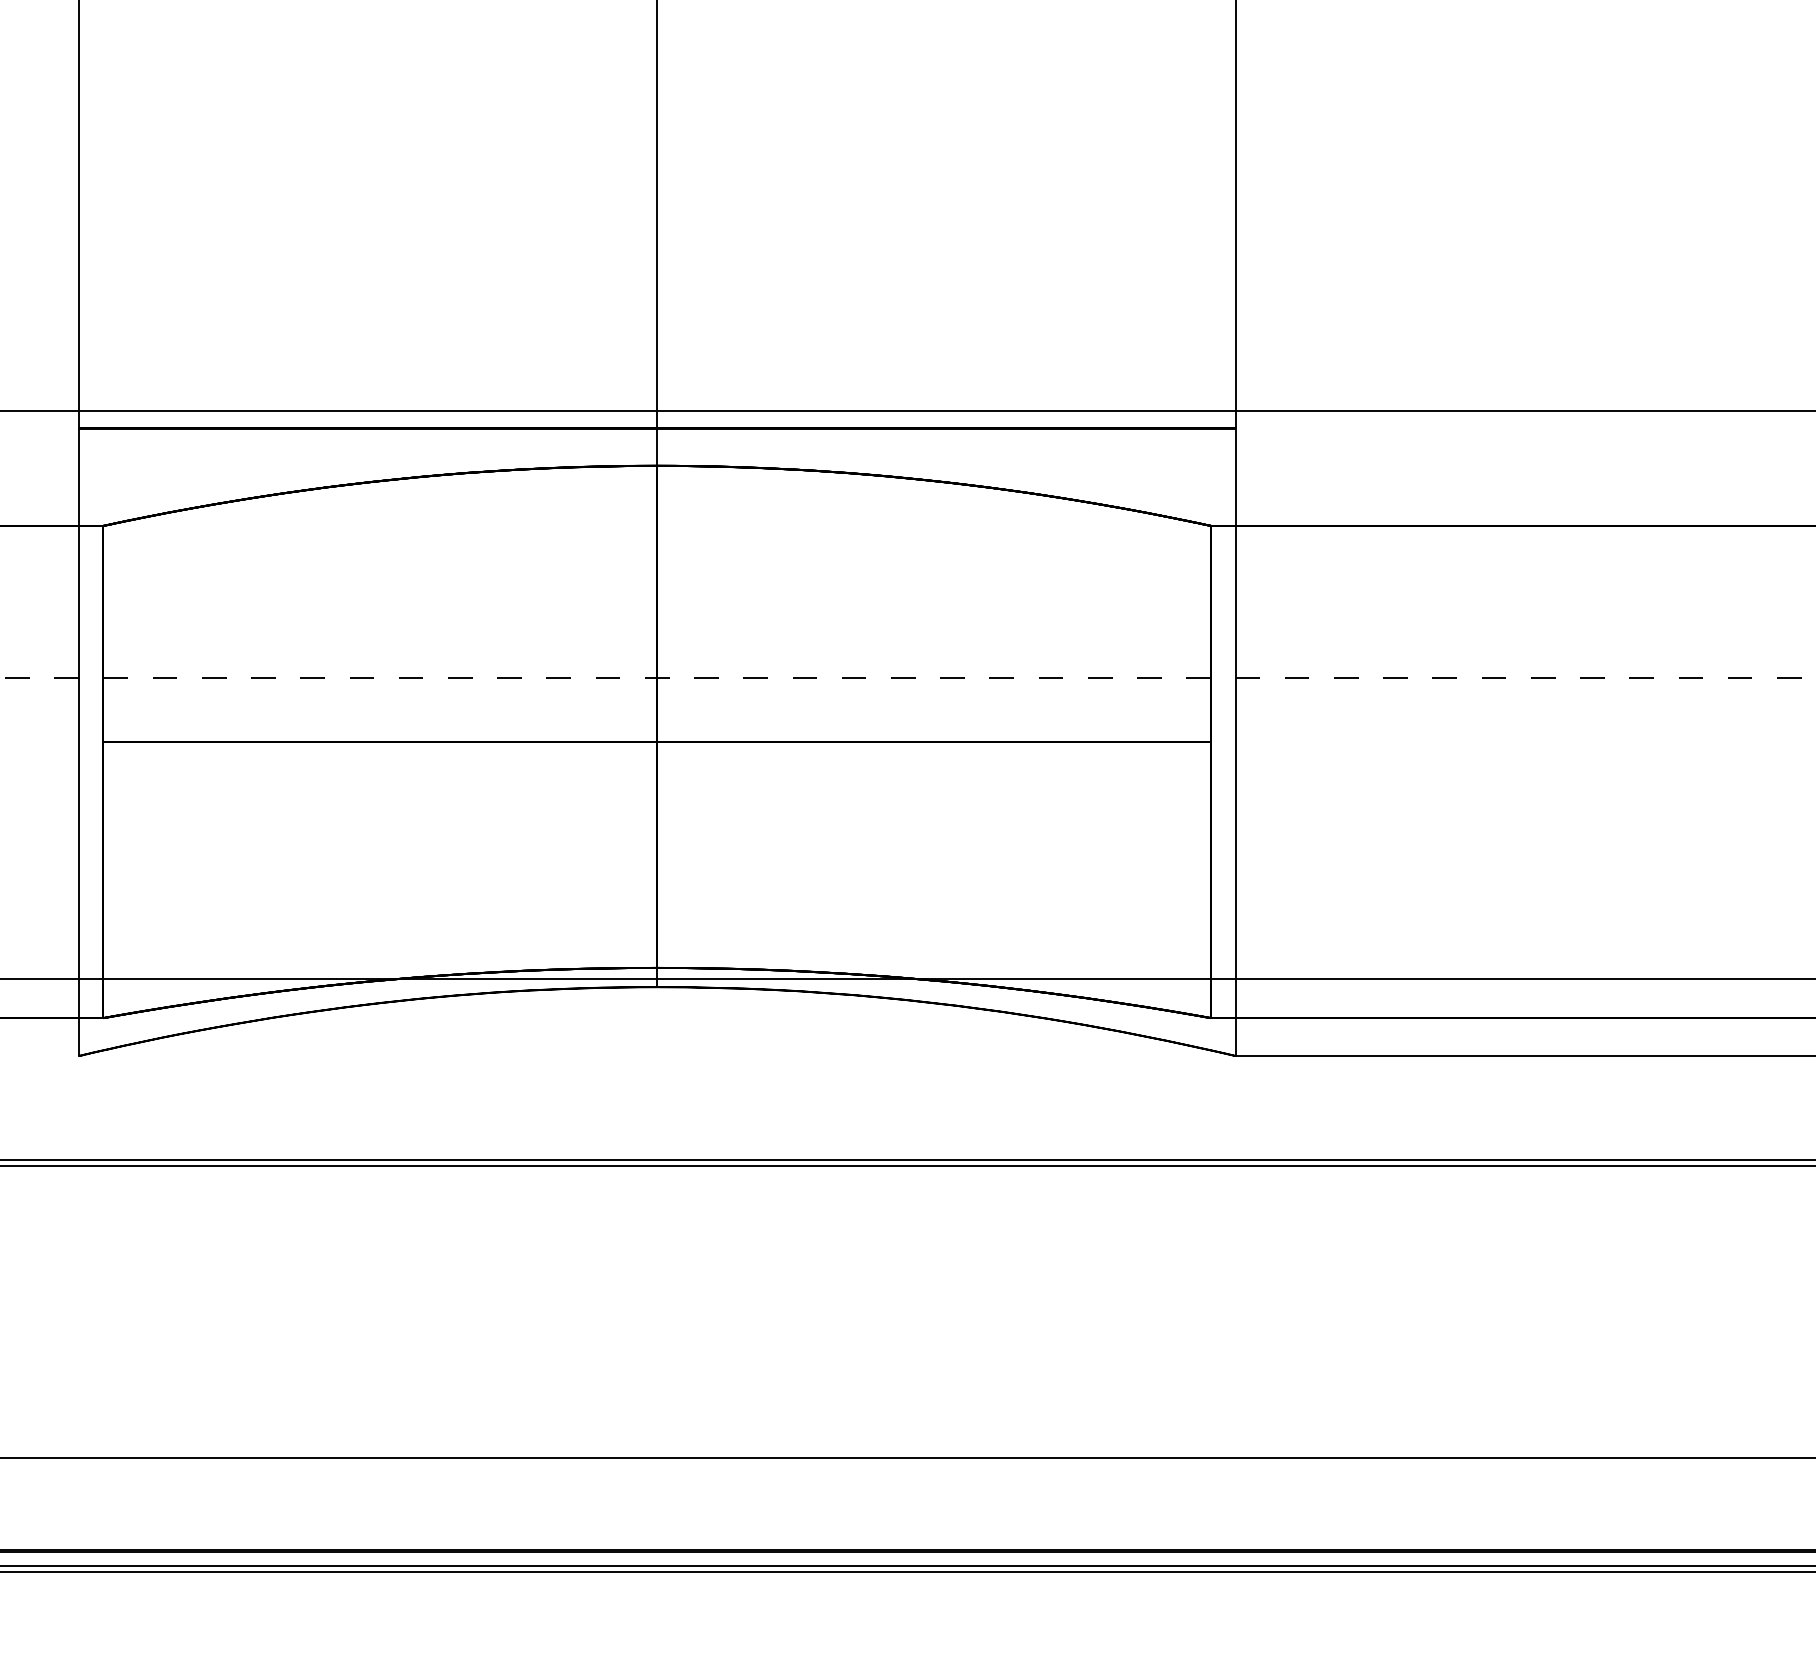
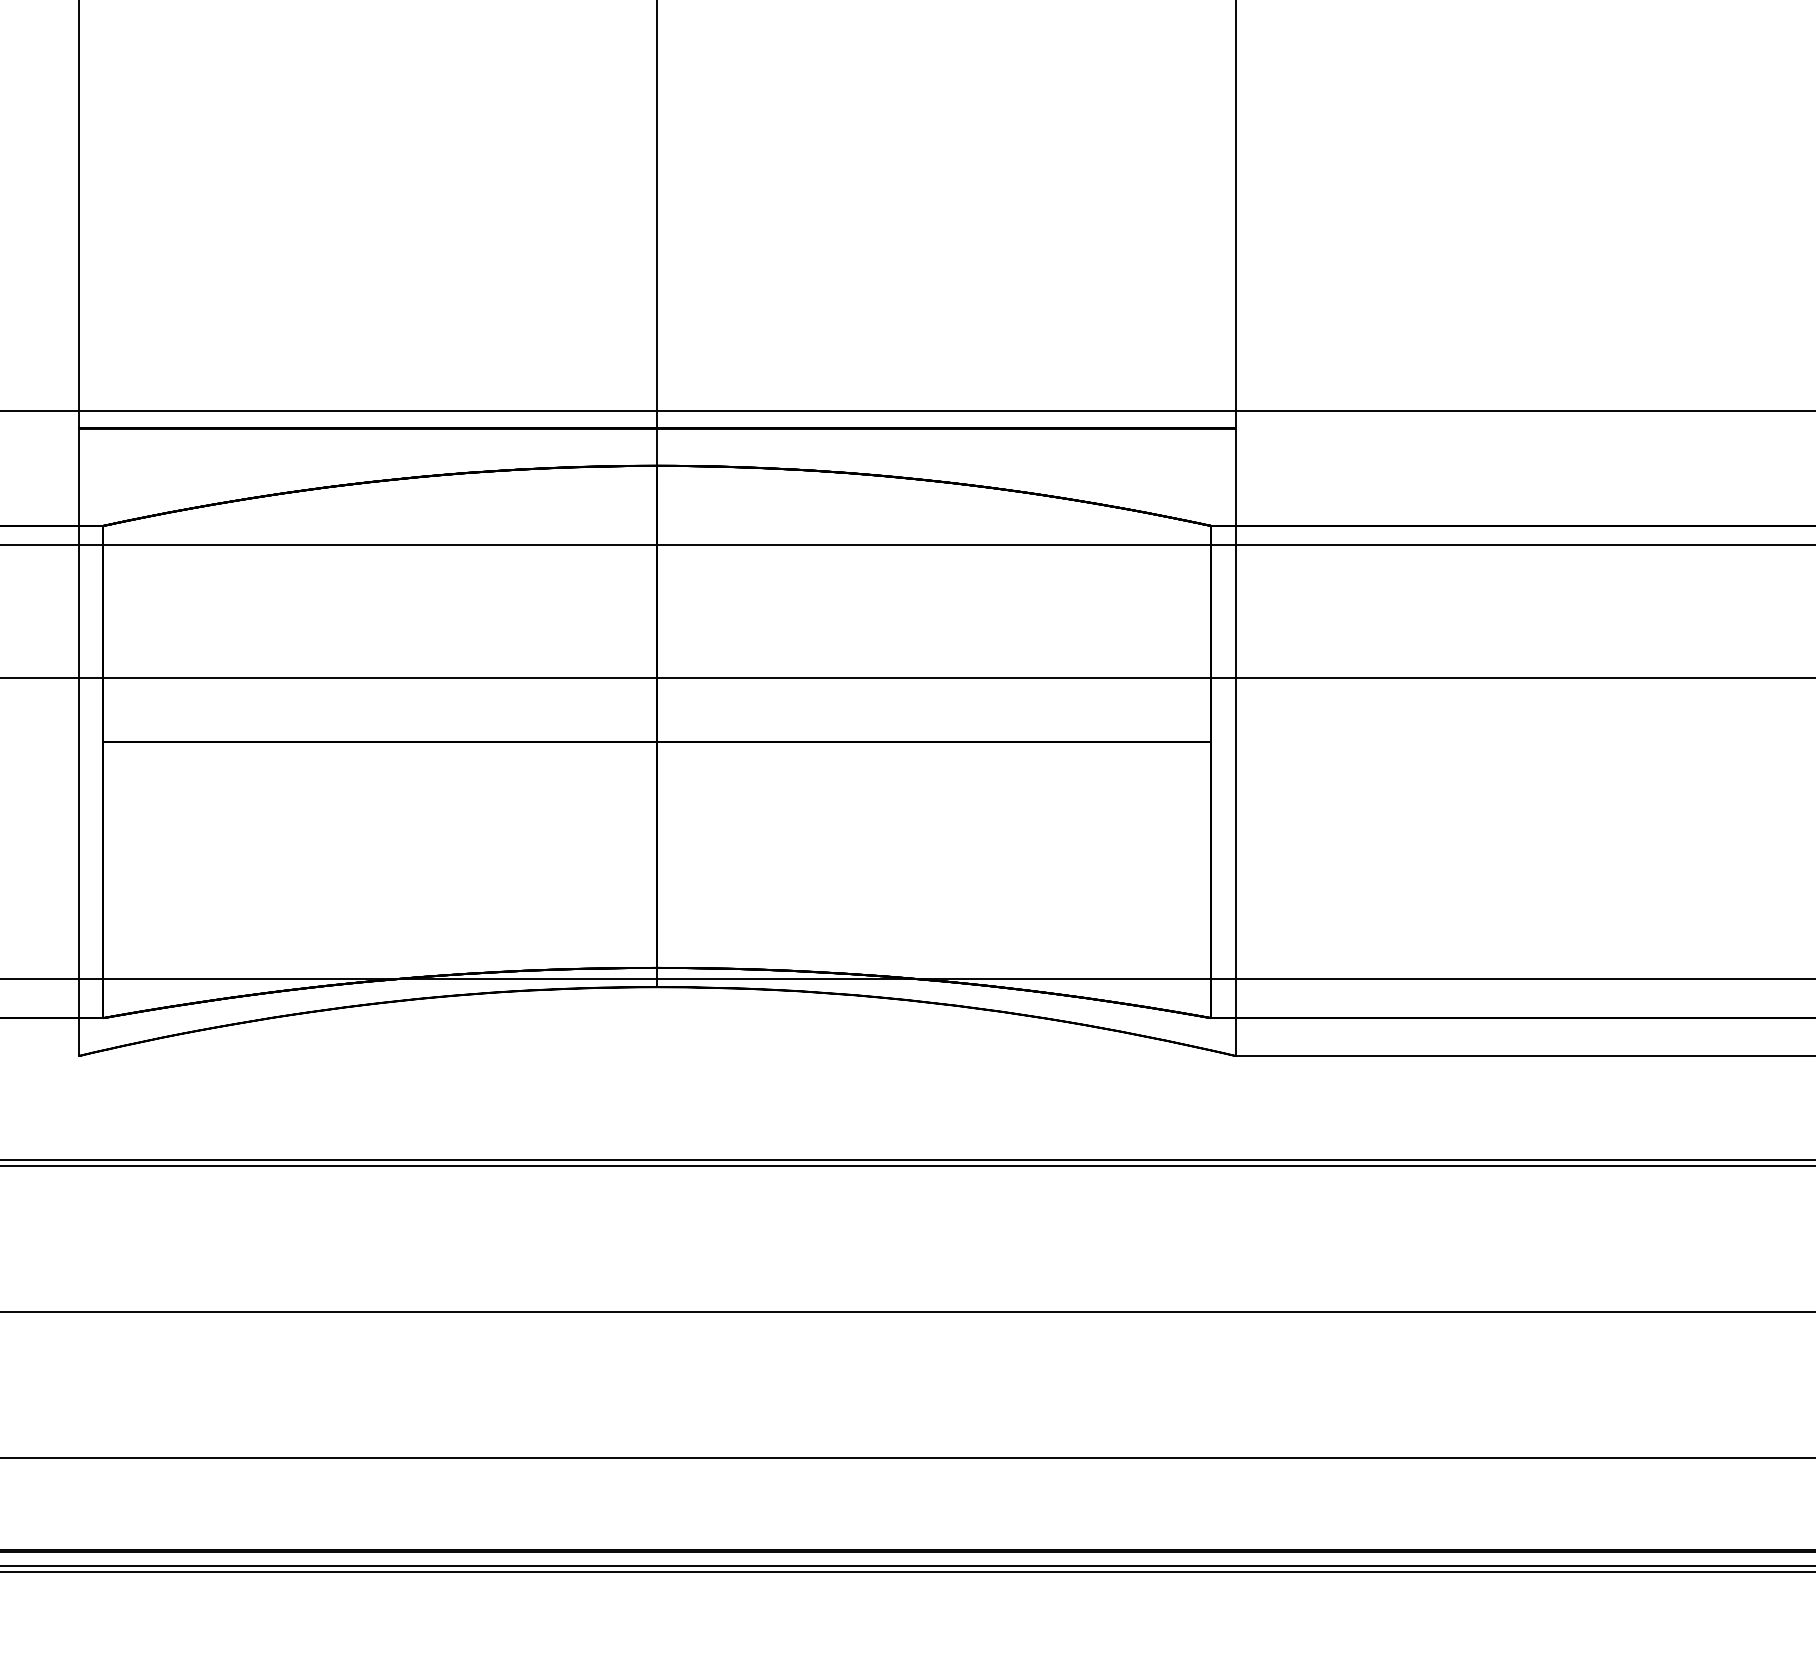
line: none -> present (907, 544)
line: dashed -> solid (908, 678)
line: none -> present (907, 1311)
